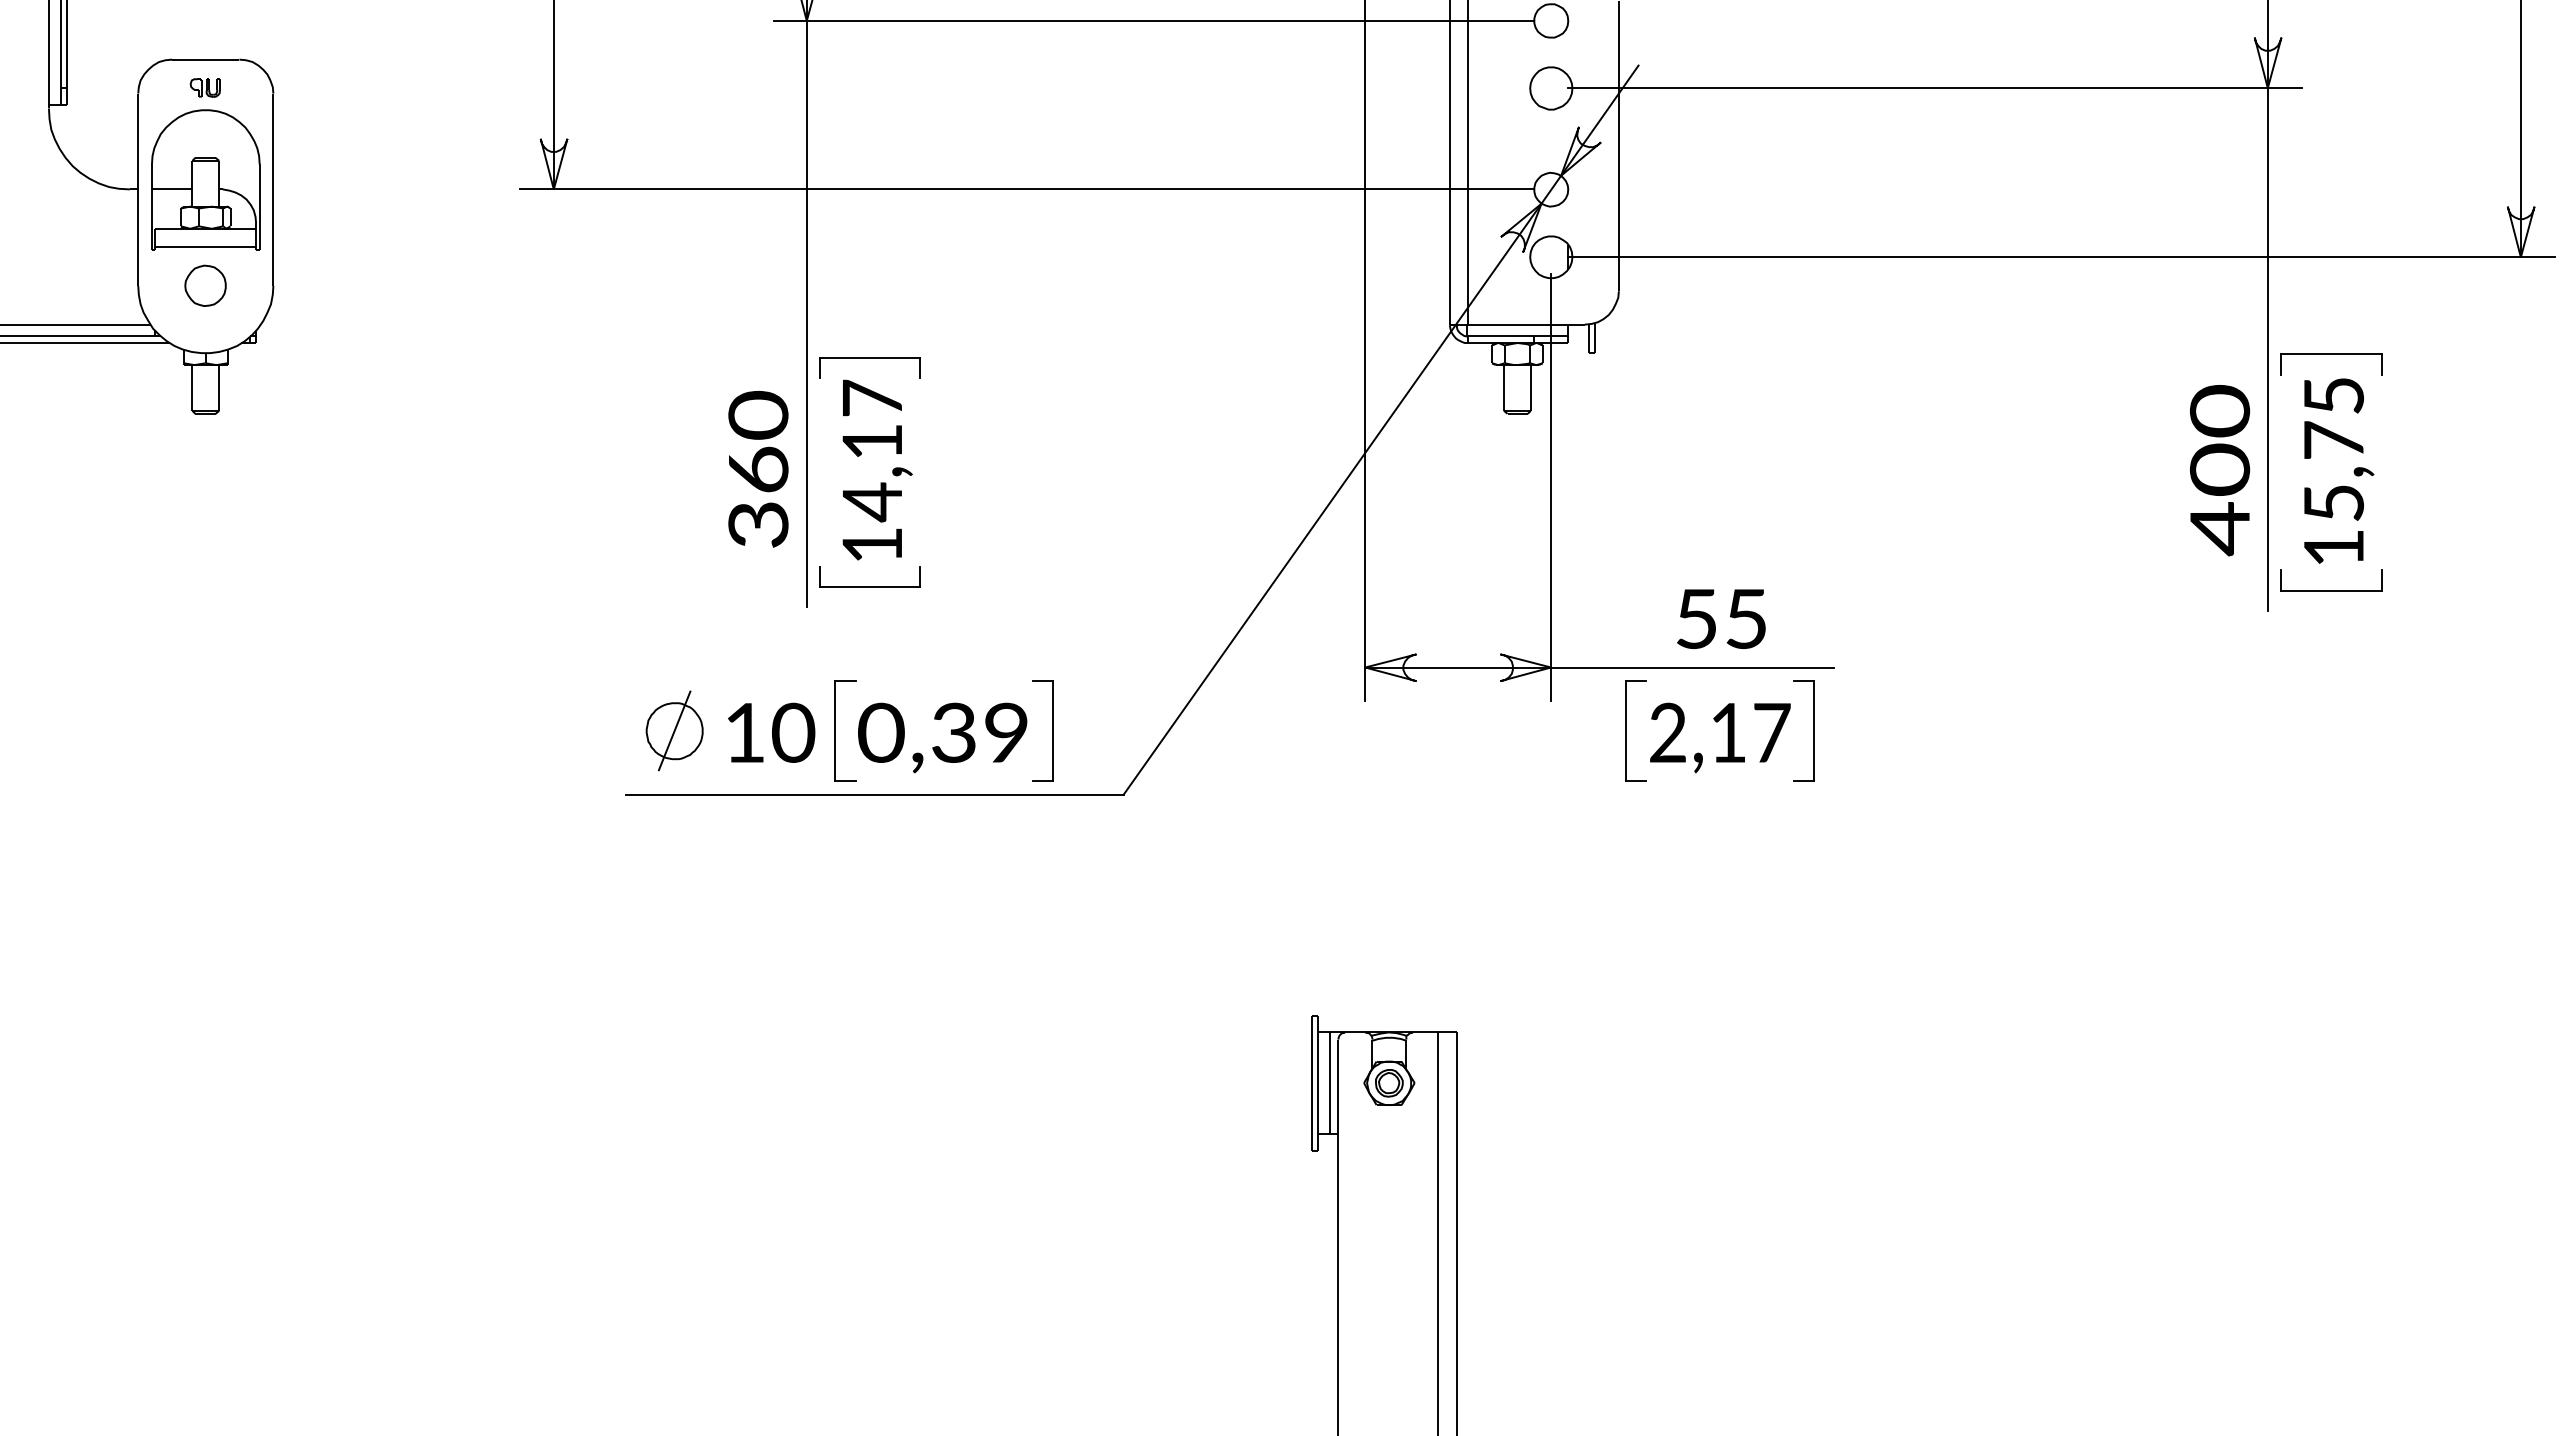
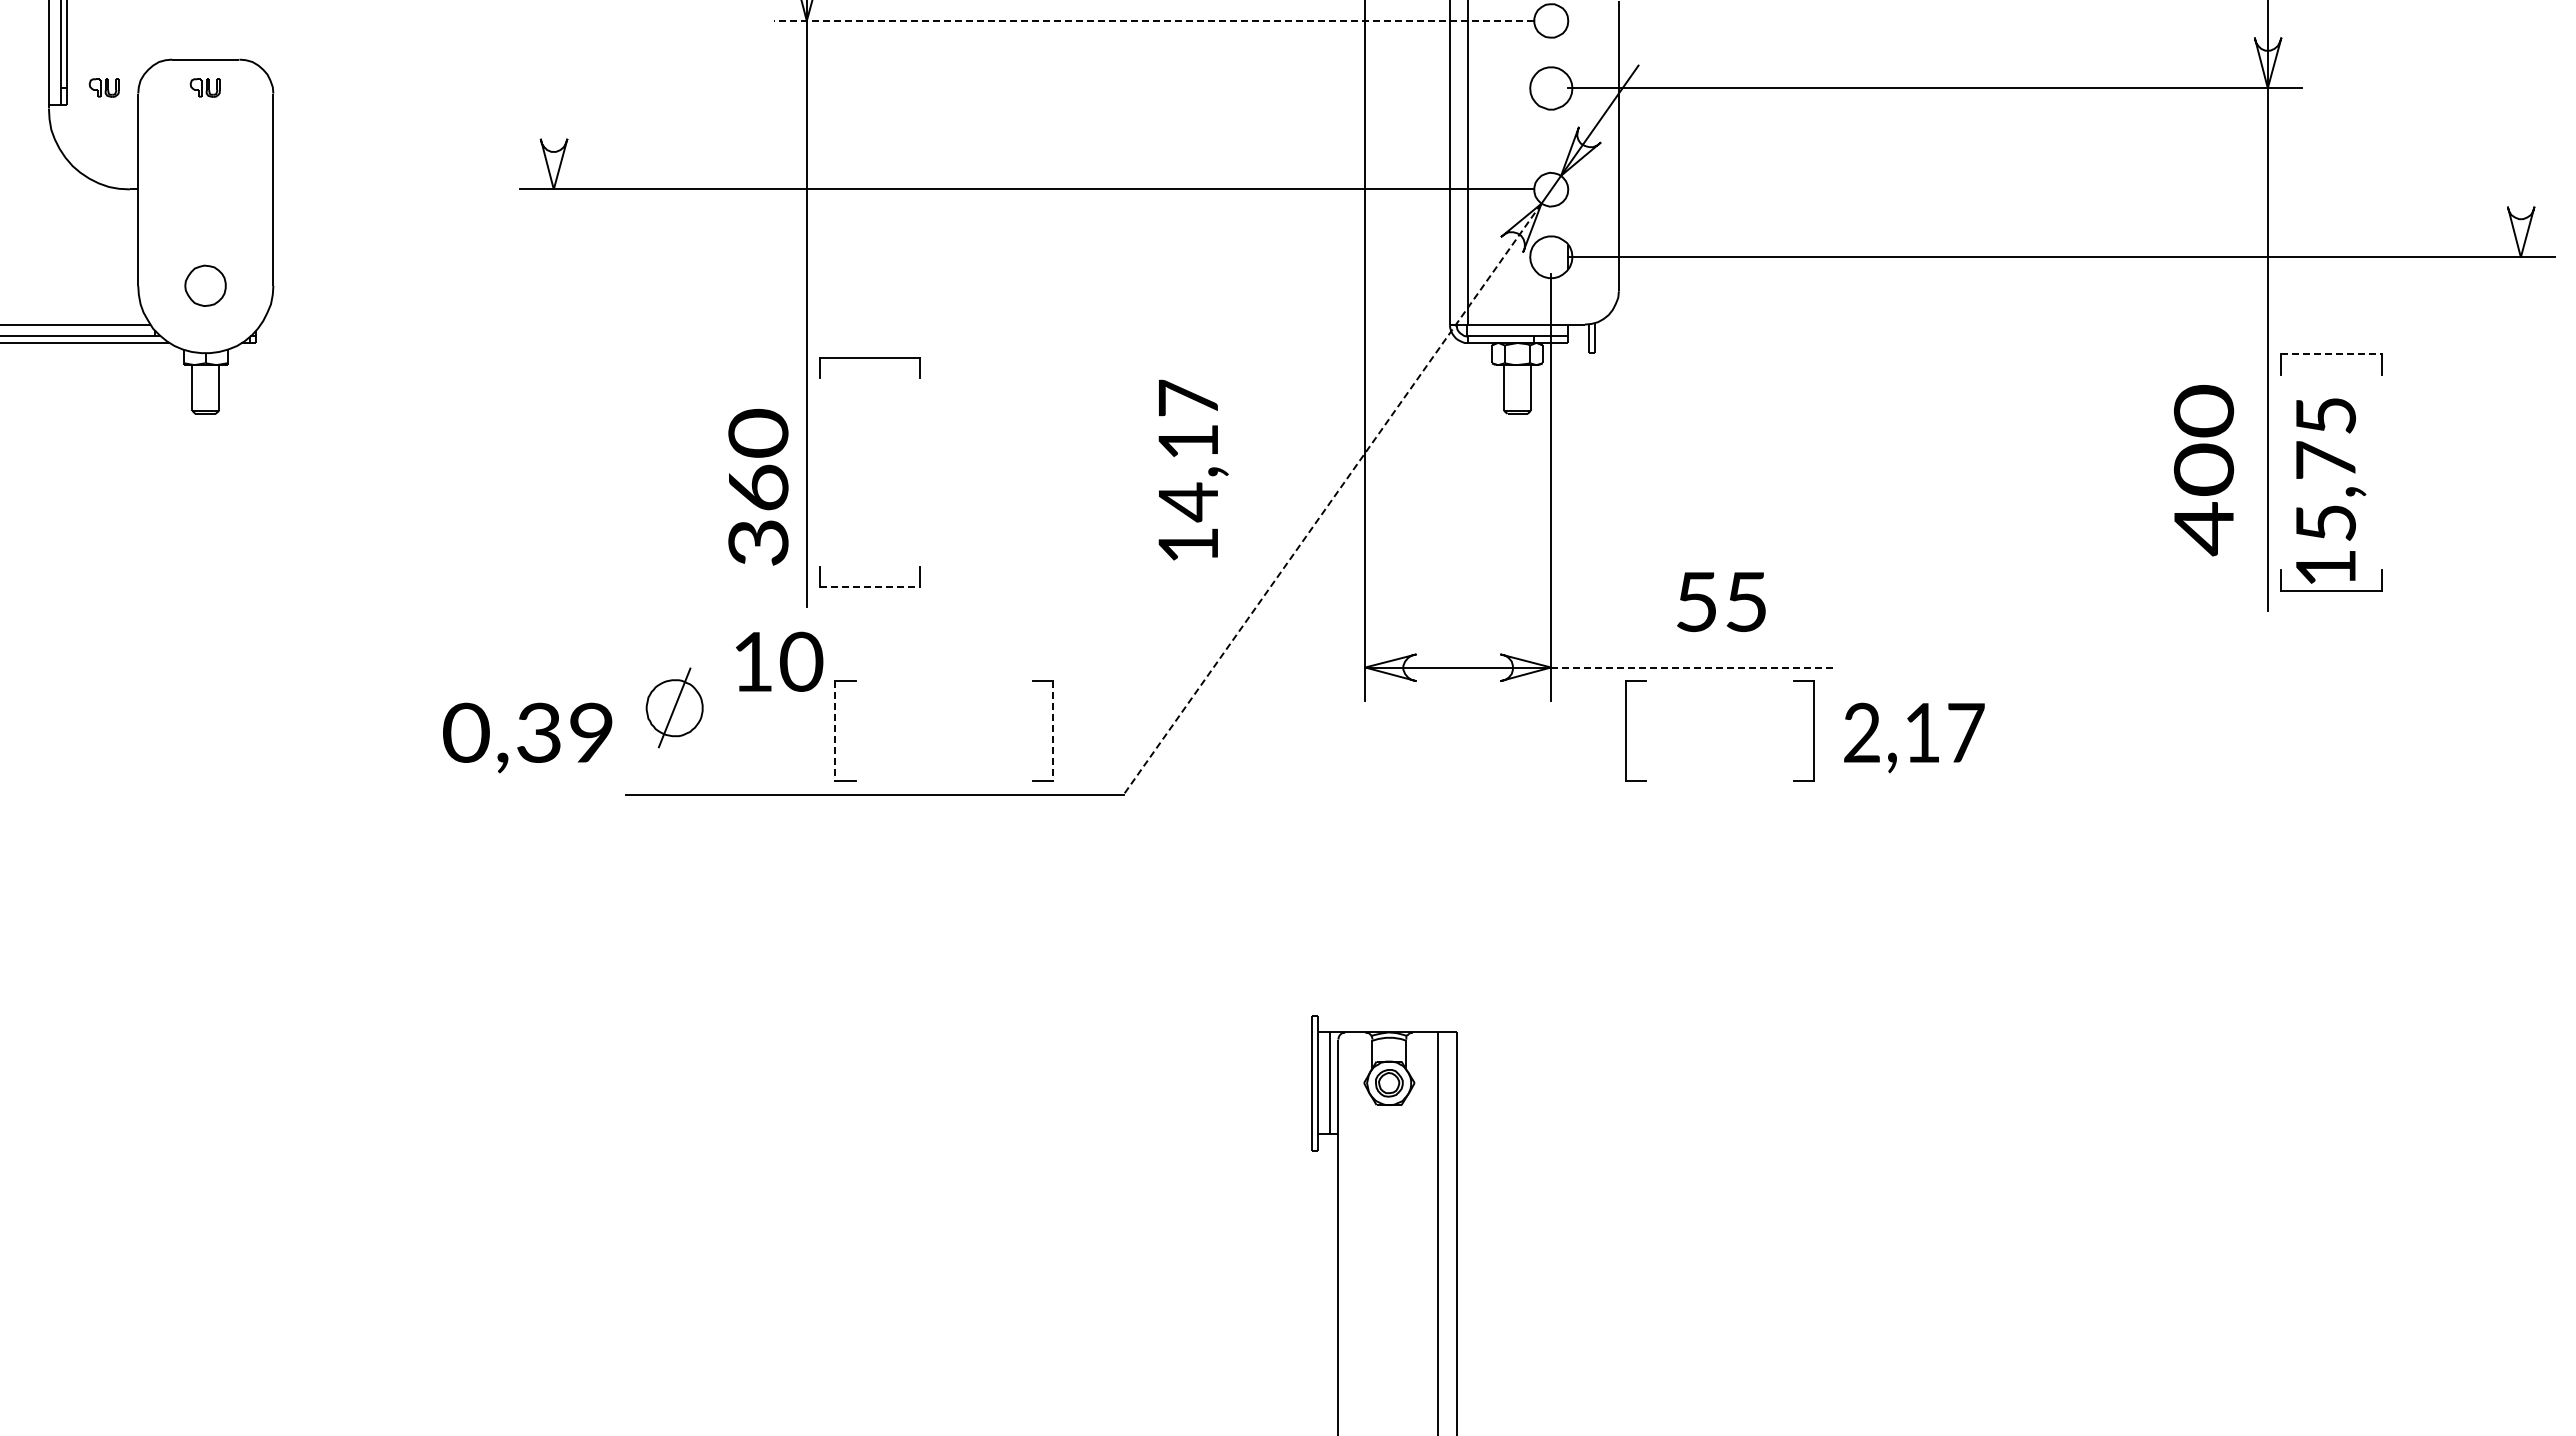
line: solid -> dashed (1153, 20)
part: none -> present (103, 87)
line: present -> none (553, 95)
line: present -> none (2520, 129)
part: present -> none (205, 179)
line: solid -> dashed (2331, 354)
text position: (758, 469) -> (758, 487) (758, 487)
text position: (877, 469) -> (1193, 469) (1193, 469)
text position: (2220, 470) -> (2204, 470) (2204, 470)
text position: (2339, 470) -> (2331, 490) (2331, 490)
line: solid -> dashed (1332, 499)
line: solid -> dashed (870, 587)
text position: (1721, 619) -> (1721, 602) (1721, 602)
line: solid -> dashed (1692, 667)
part position: (674, 730) -> (674, 707) (674, 707)
line: solid -> dashed (835, 731)
line: solid -> dashed (1053, 731)
text position: (771, 732) -> (779, 661) (779, 661)
text position: (942, 737) -> (527, 737) (527, 737)
text position: (1720, 737) -> (1914, 737) (1914, 737)
